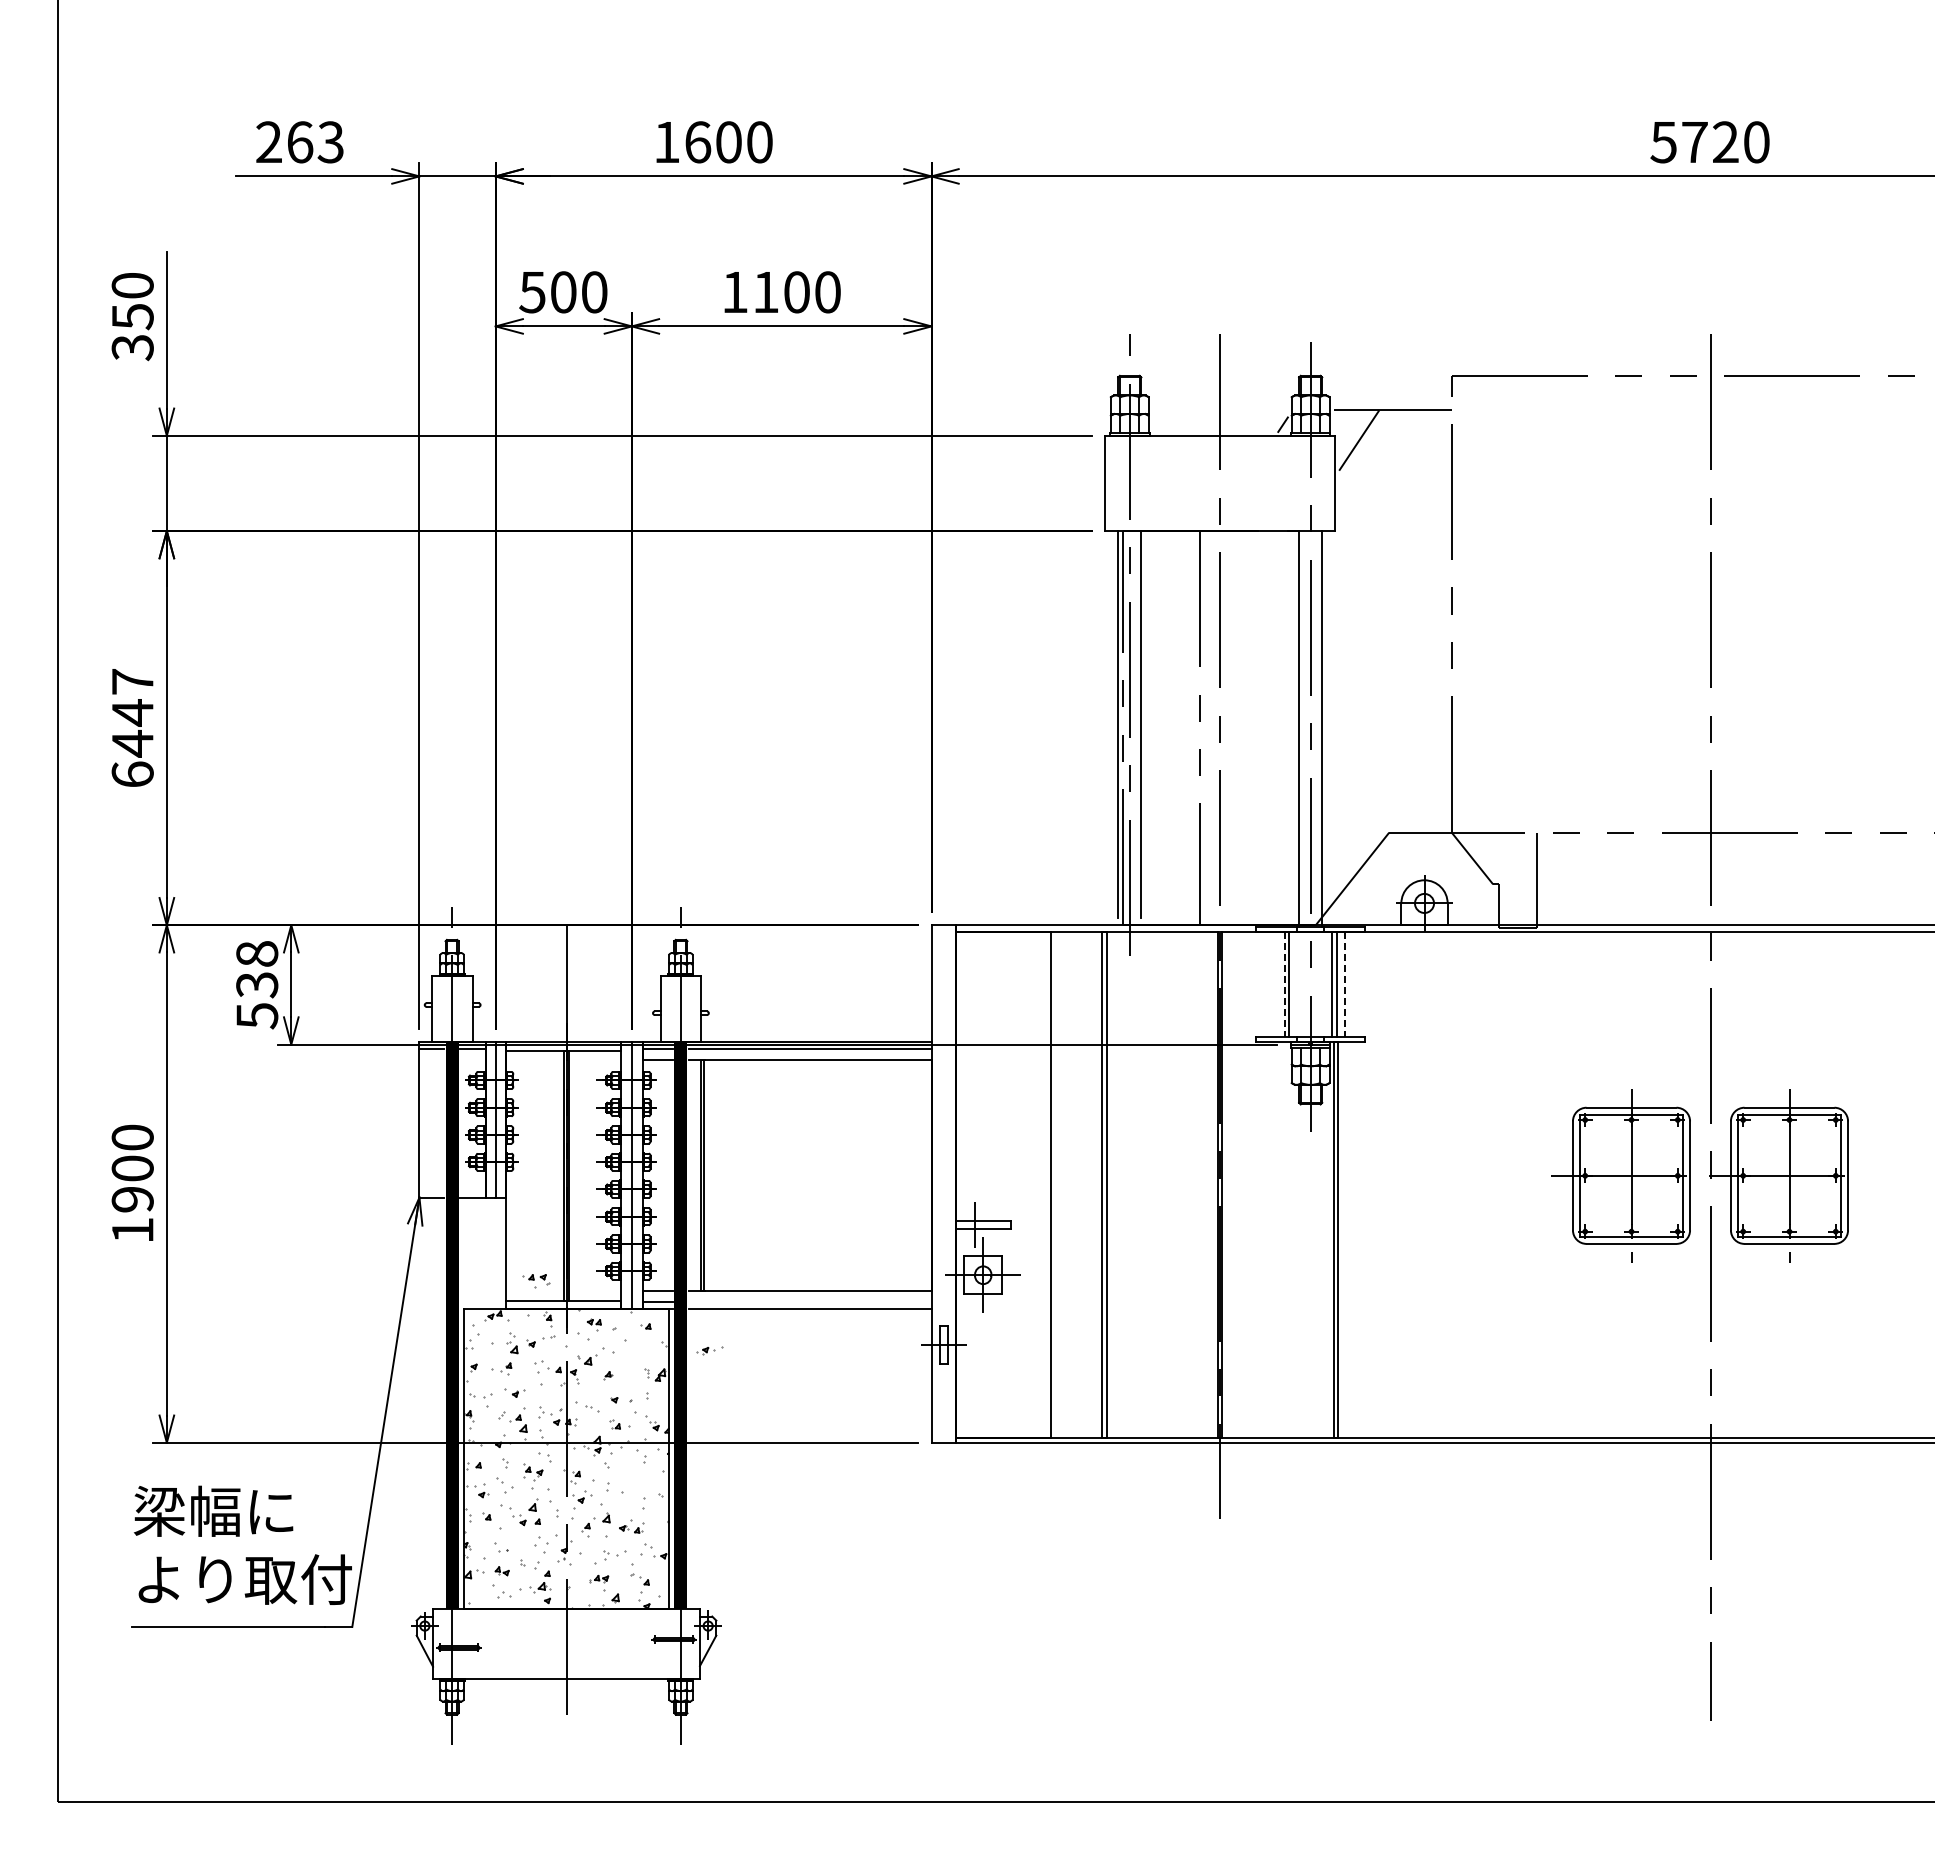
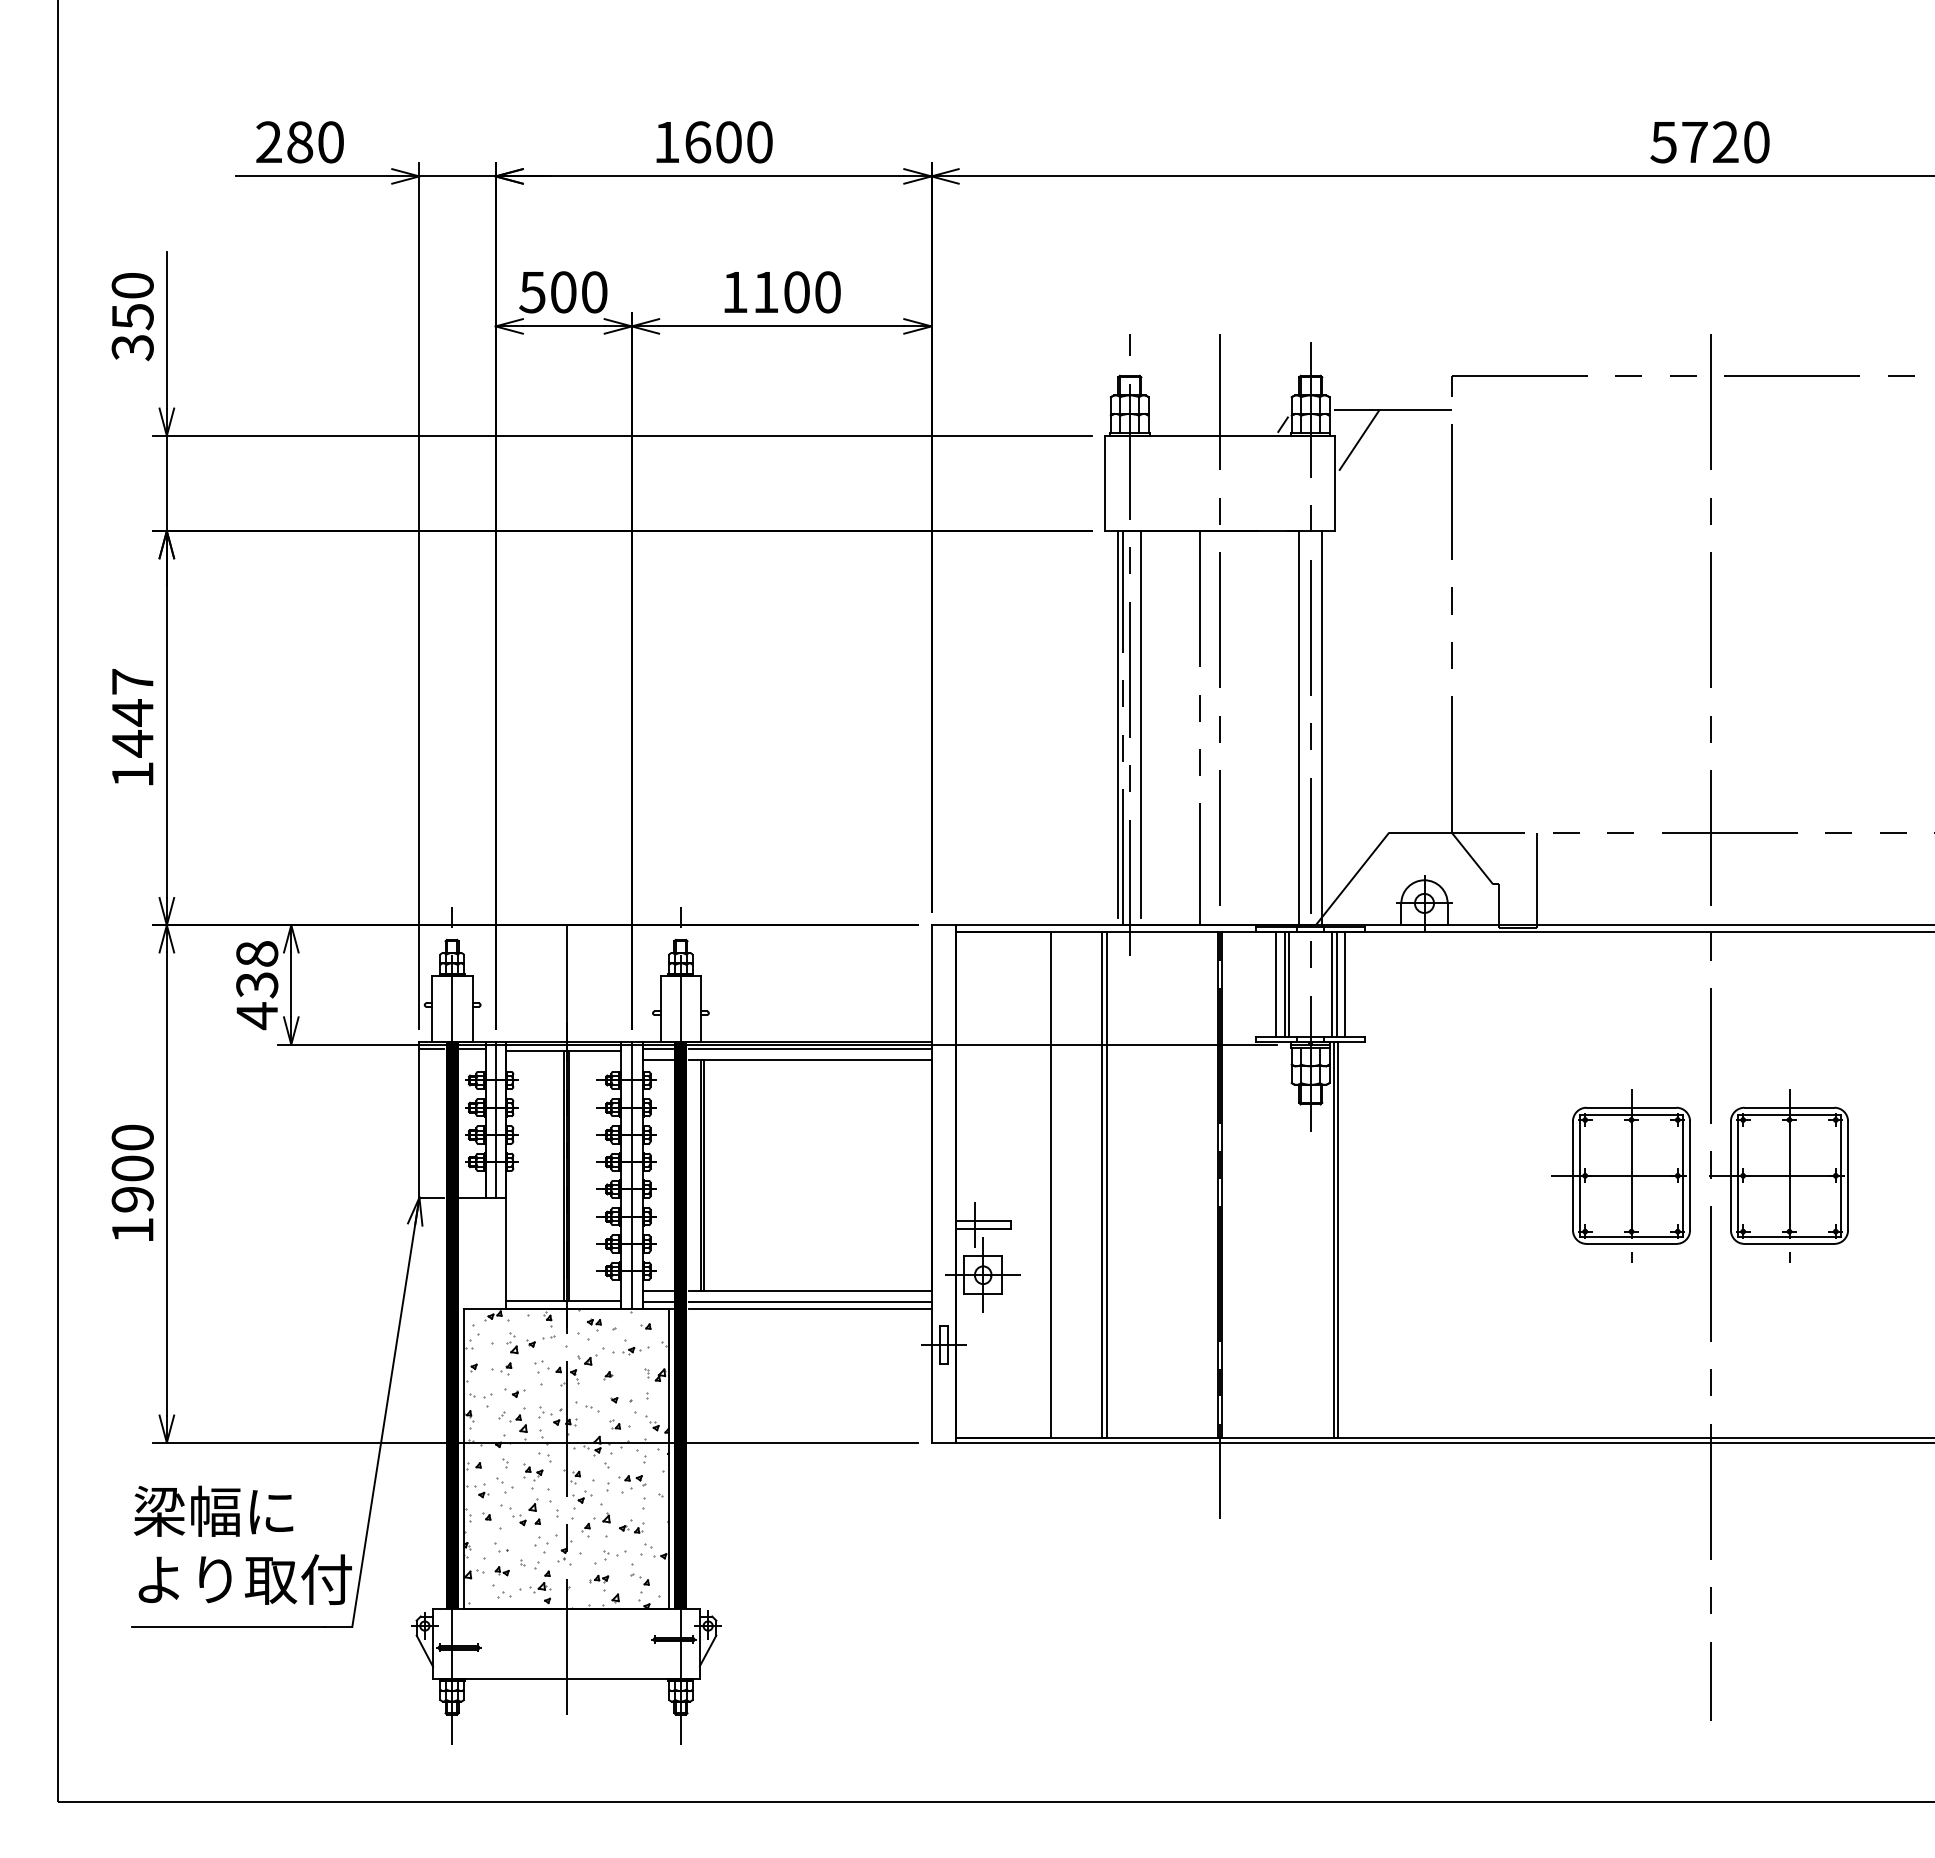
text: 263 -> 280 (315, 142)
text: 6447 -> 1447 (132, 773)
line: none -> present (1276, 984)
line: dashed -> solid (1284, 984)
line: dashed -> solid (1345, 984)
text: 538 -> 438 (257, 1016)
part position: (536, 1281) -> (632, 1482) (632, 1482)
line: none -> present (810, 1302)
part position: (709, 1350) -> (635, 1350) (635, 1350)
